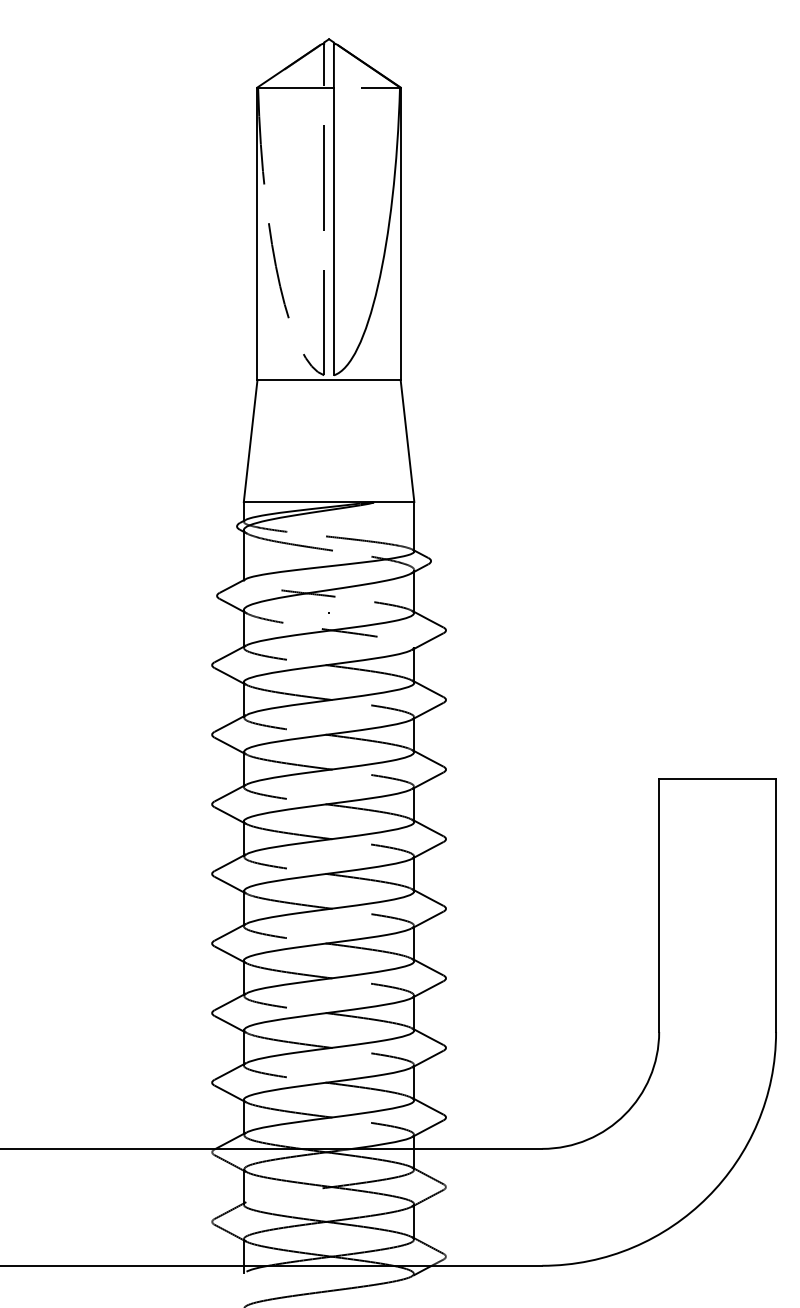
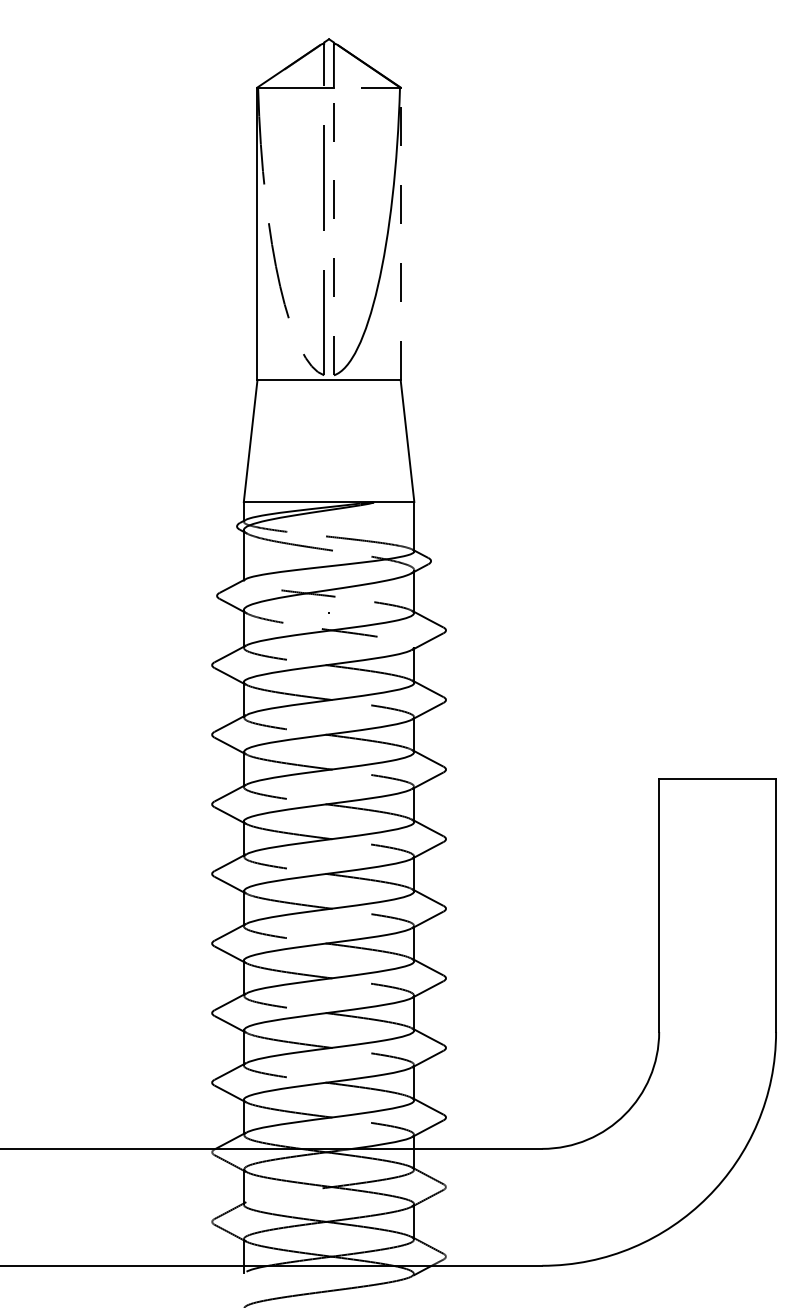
line: solid -> dashed (333, 231)
line: solid -> dashed (400, 233)
